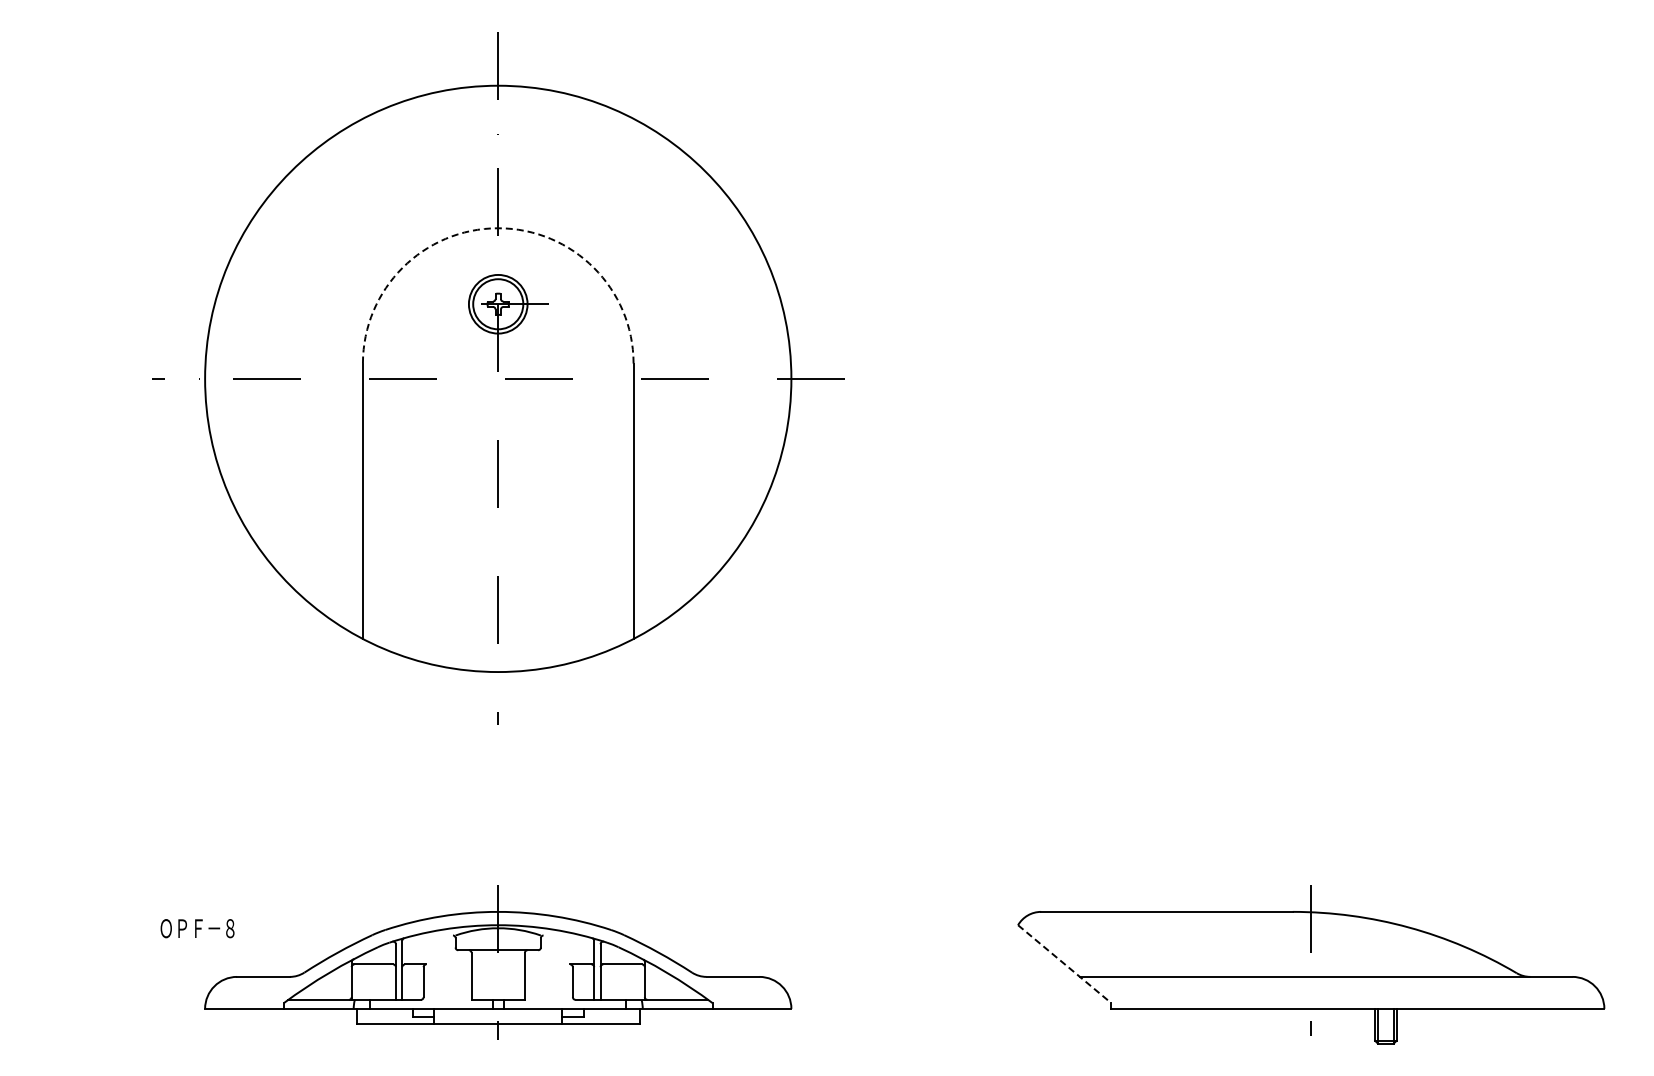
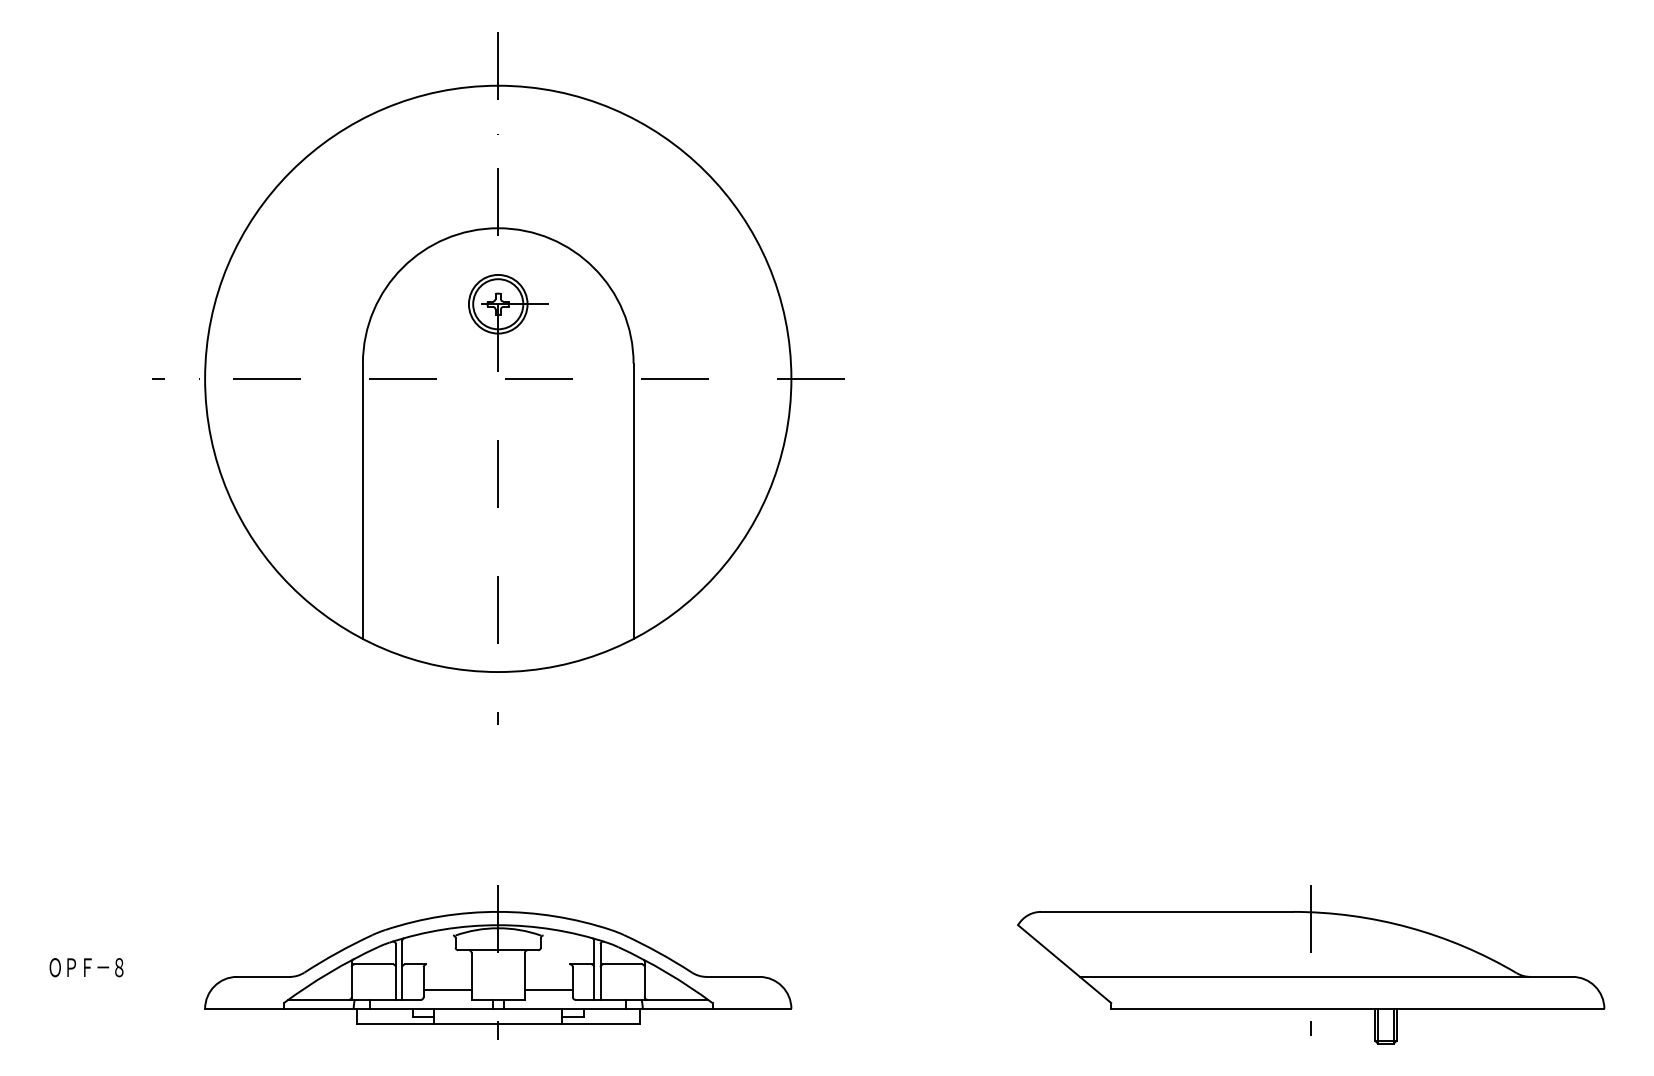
arc: dashed -> solid (498, 228)
text position: (197, 928) -> (86, 967) (86, 967)
line: dashed -> solid (1064, 964)
line: none -> present (447, 990)
line: none -> present (548, 990)
